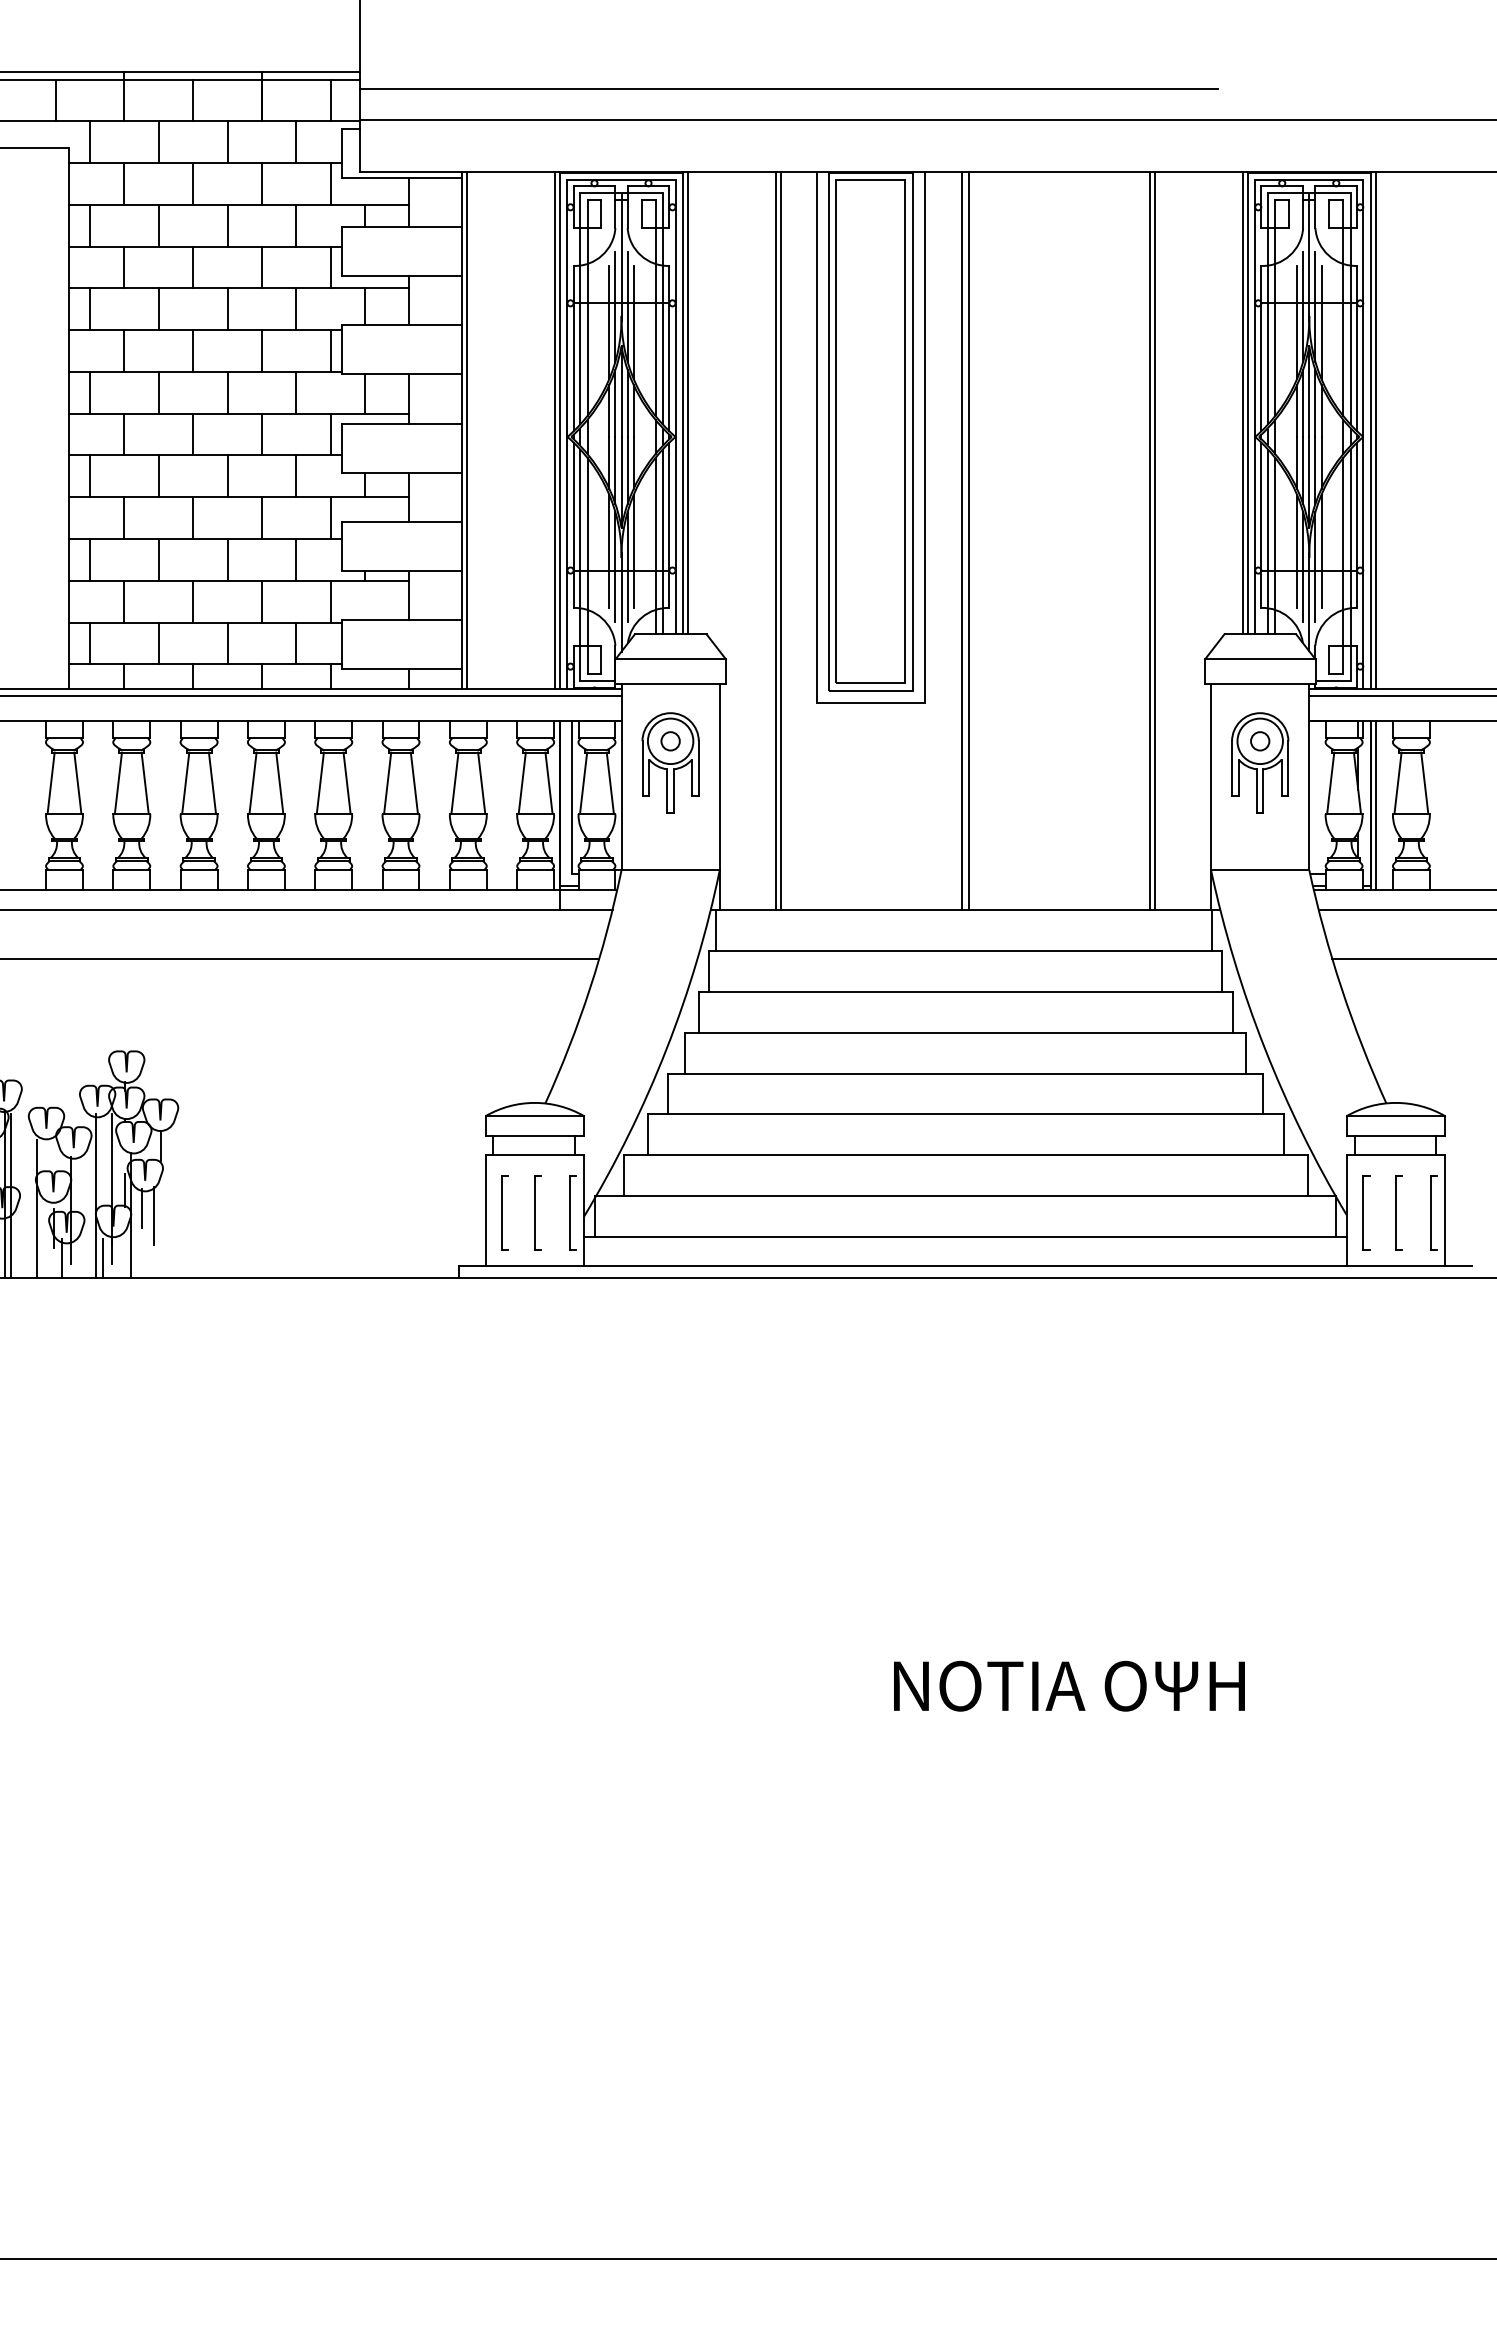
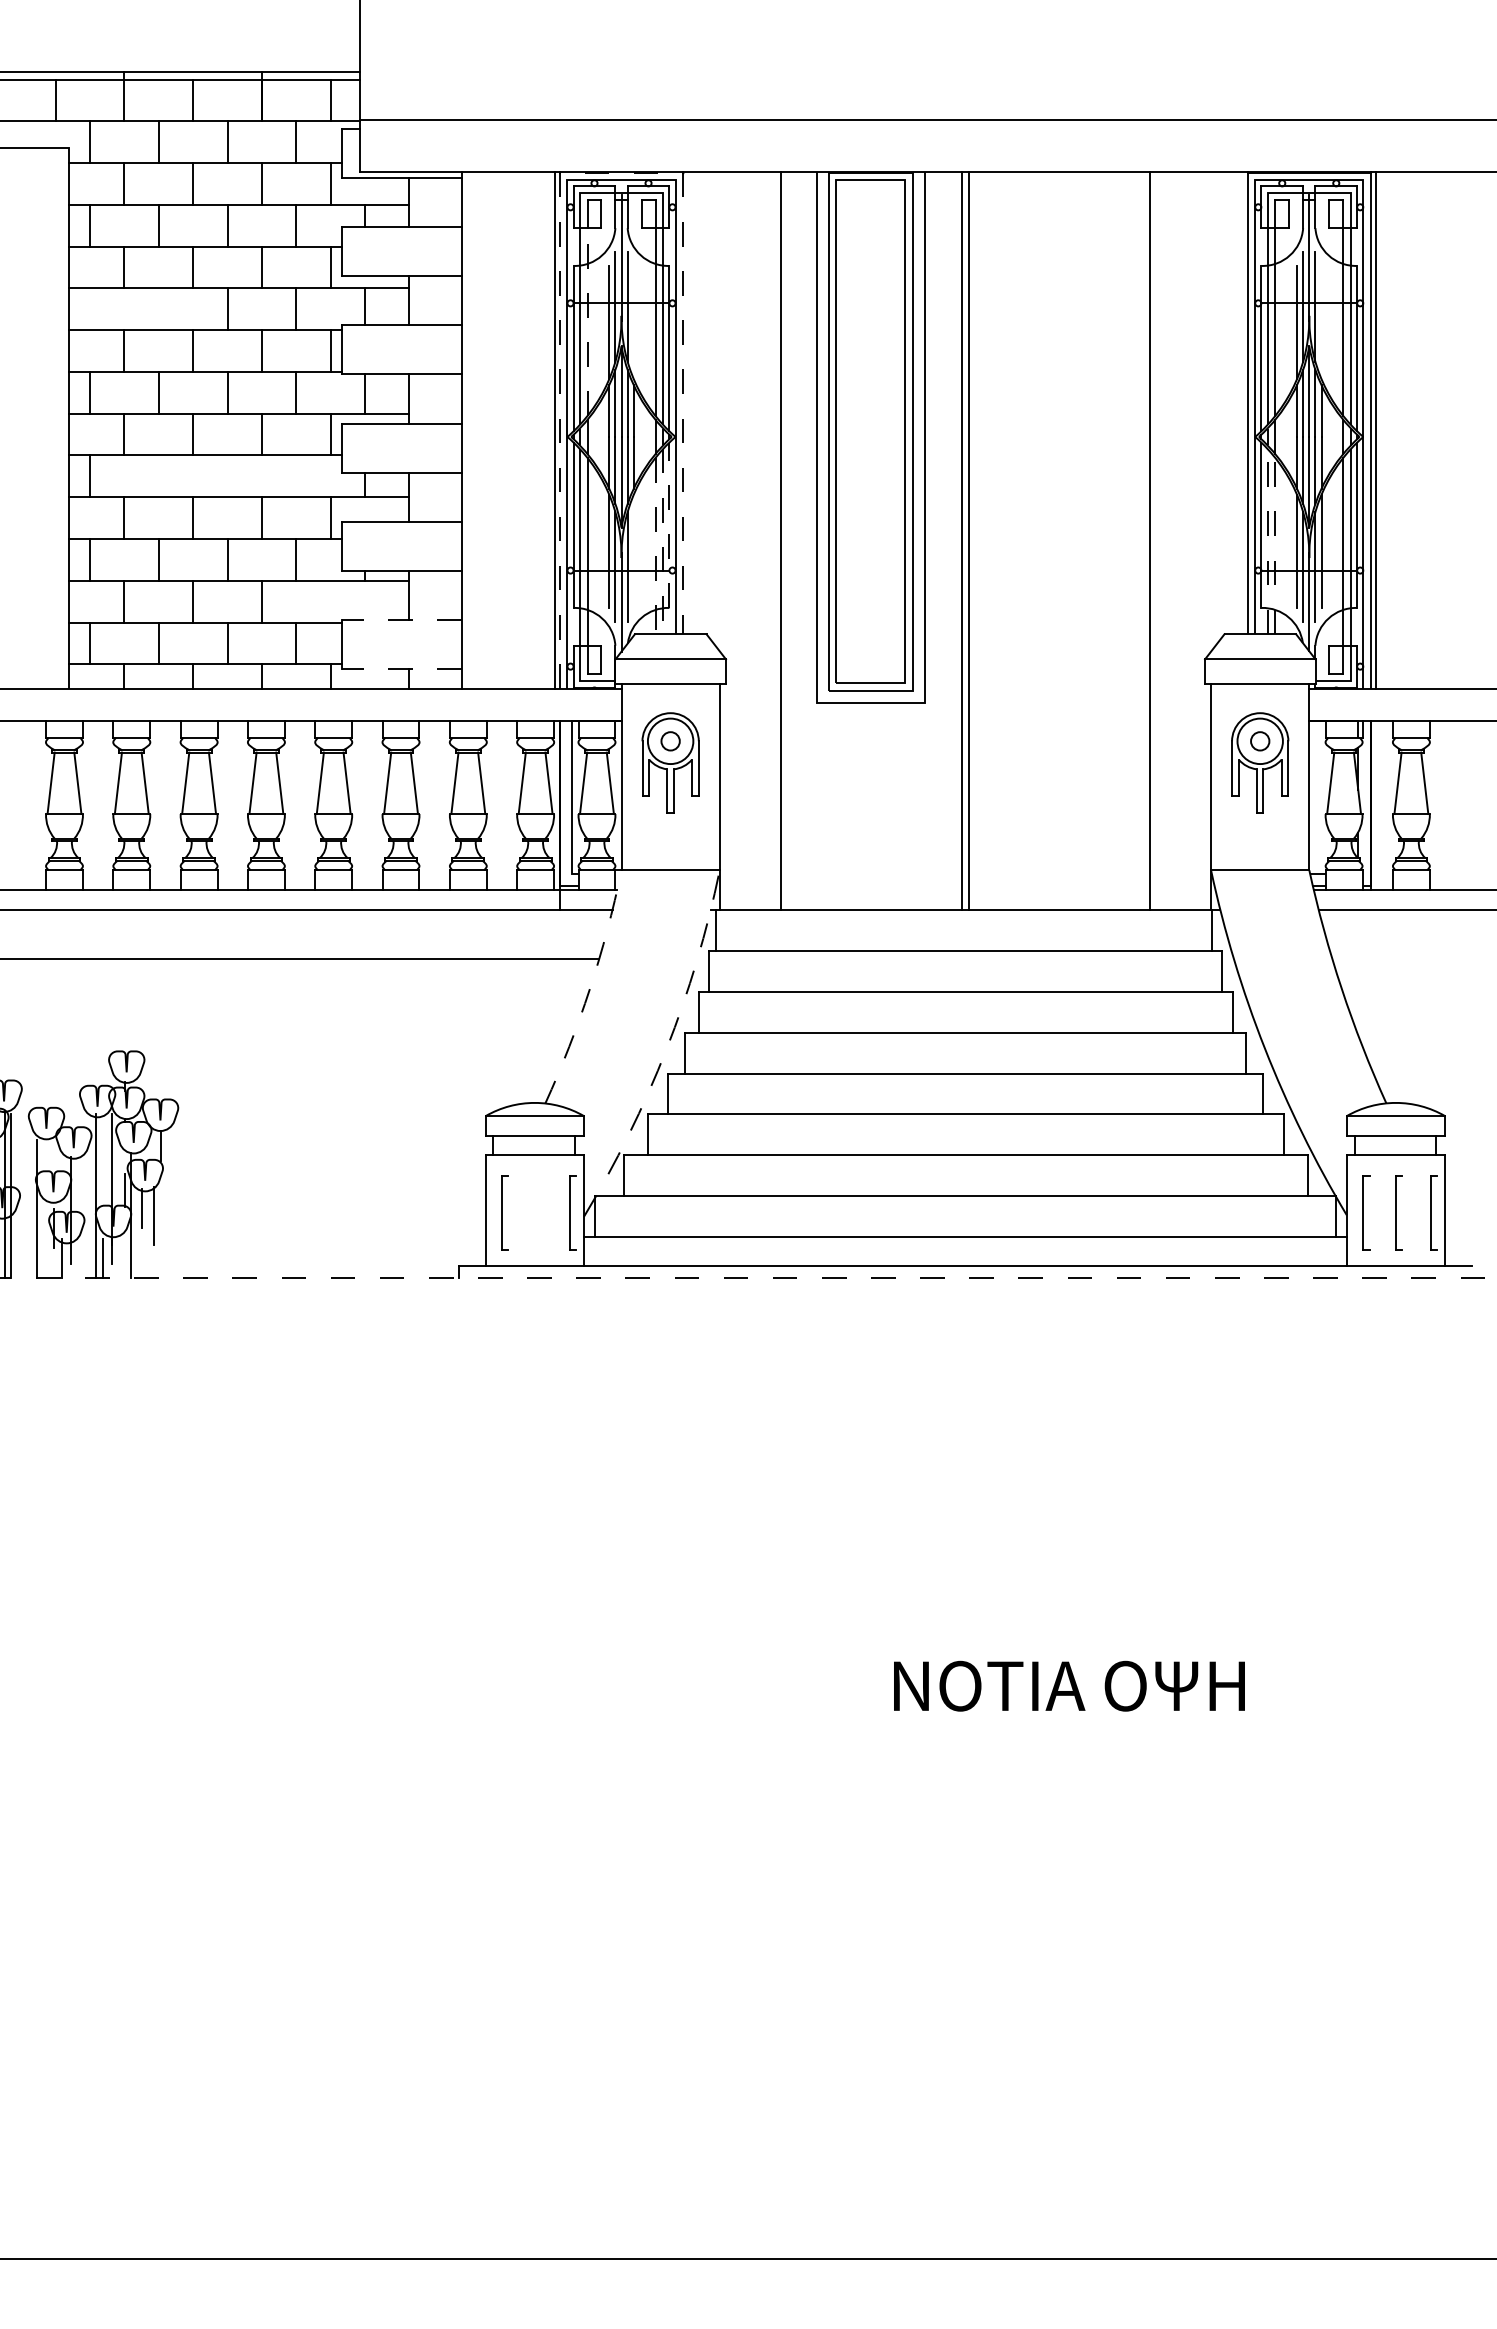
line: present -> none (788, 88)
line: solid -> dashed (595, 172)
line: present -> none (90, 309)
line: present -> none (158, 309)
line: solid -> dashed (587, 322)
line: present -> none (633, 322)
line: present -> none (1321, 322)
line: present -> none (687, 403)
line: present -> none (1242, 403)
line: present -> none (466, 430)
line: present -> none (158, 476)
line: present -> none (227, 476)
line: present -> none (296, 476)
line: solid -> dashed (669, 525)
line: present -> none (776, 540)
line: present -> none (1154, 540)
line: solid -> dashed (663, 541)
line: solid -> dashed (1267, 541)
line: solid -> dashed (1275, 545)
line: solid -> dashed (655, 546)
line: present -> none (633, 550)
line: present -> none (330, 601)
line: solid -> dashed (401, 620)
line: solid -> dashed (401, 669)
line: present -> none (311, 696)
line: present -> none (1401, 696)
line: present -> none (1375, 805)
line: present -> none (1412, 958)
arc: solid -> dashed (589, 988)
arc: solid -> dashed (666, 1049)
part: present -> none (537, 1212)
line: solid -> dashed (748, 1278)
